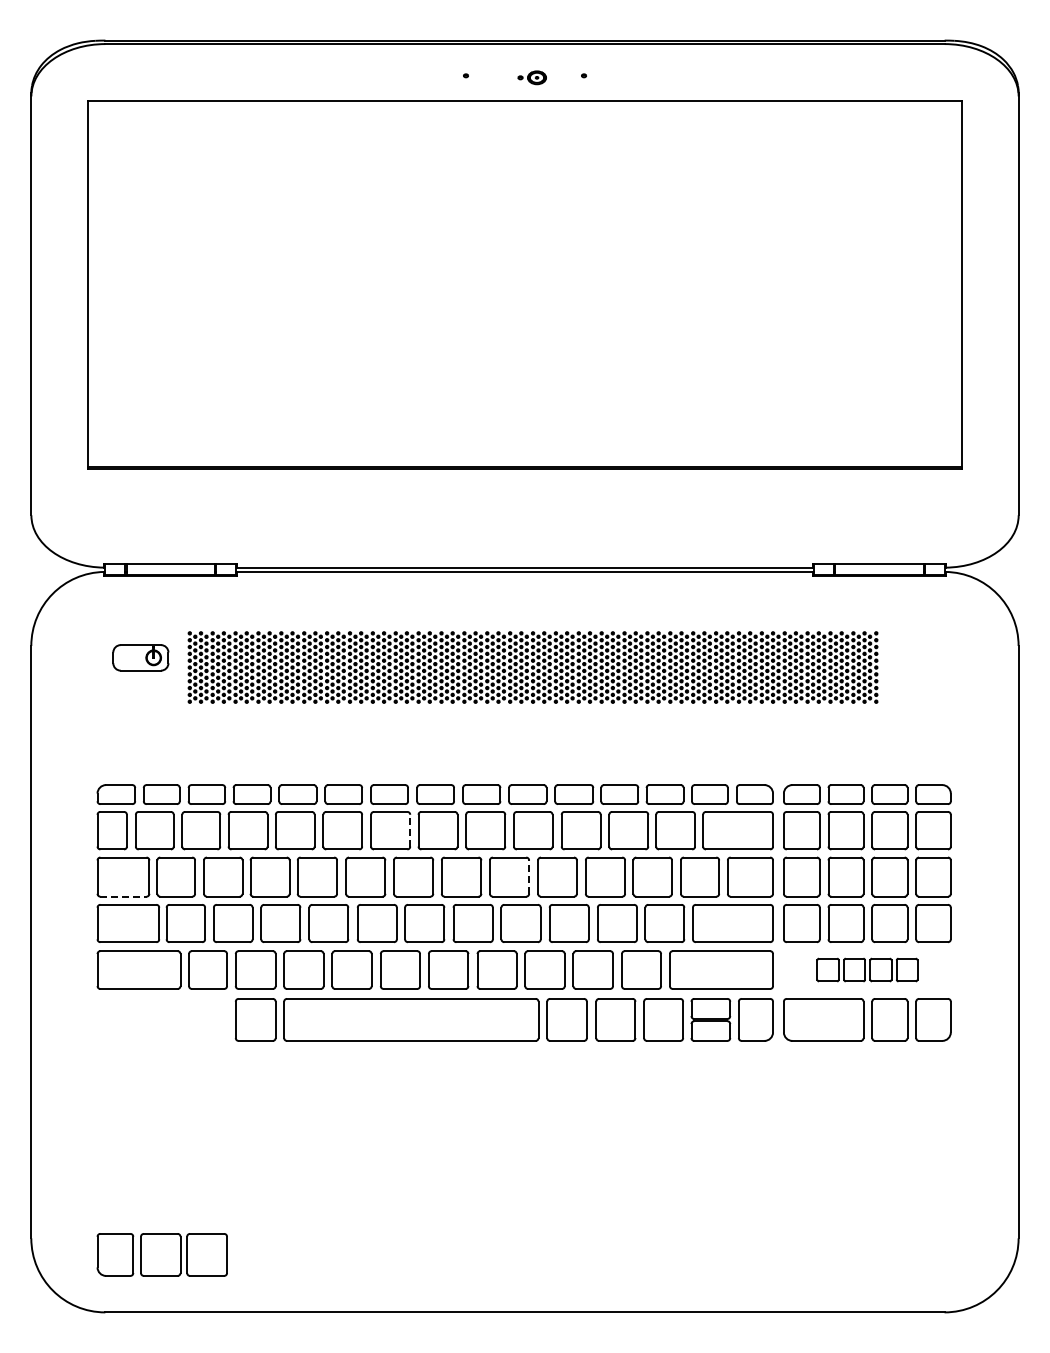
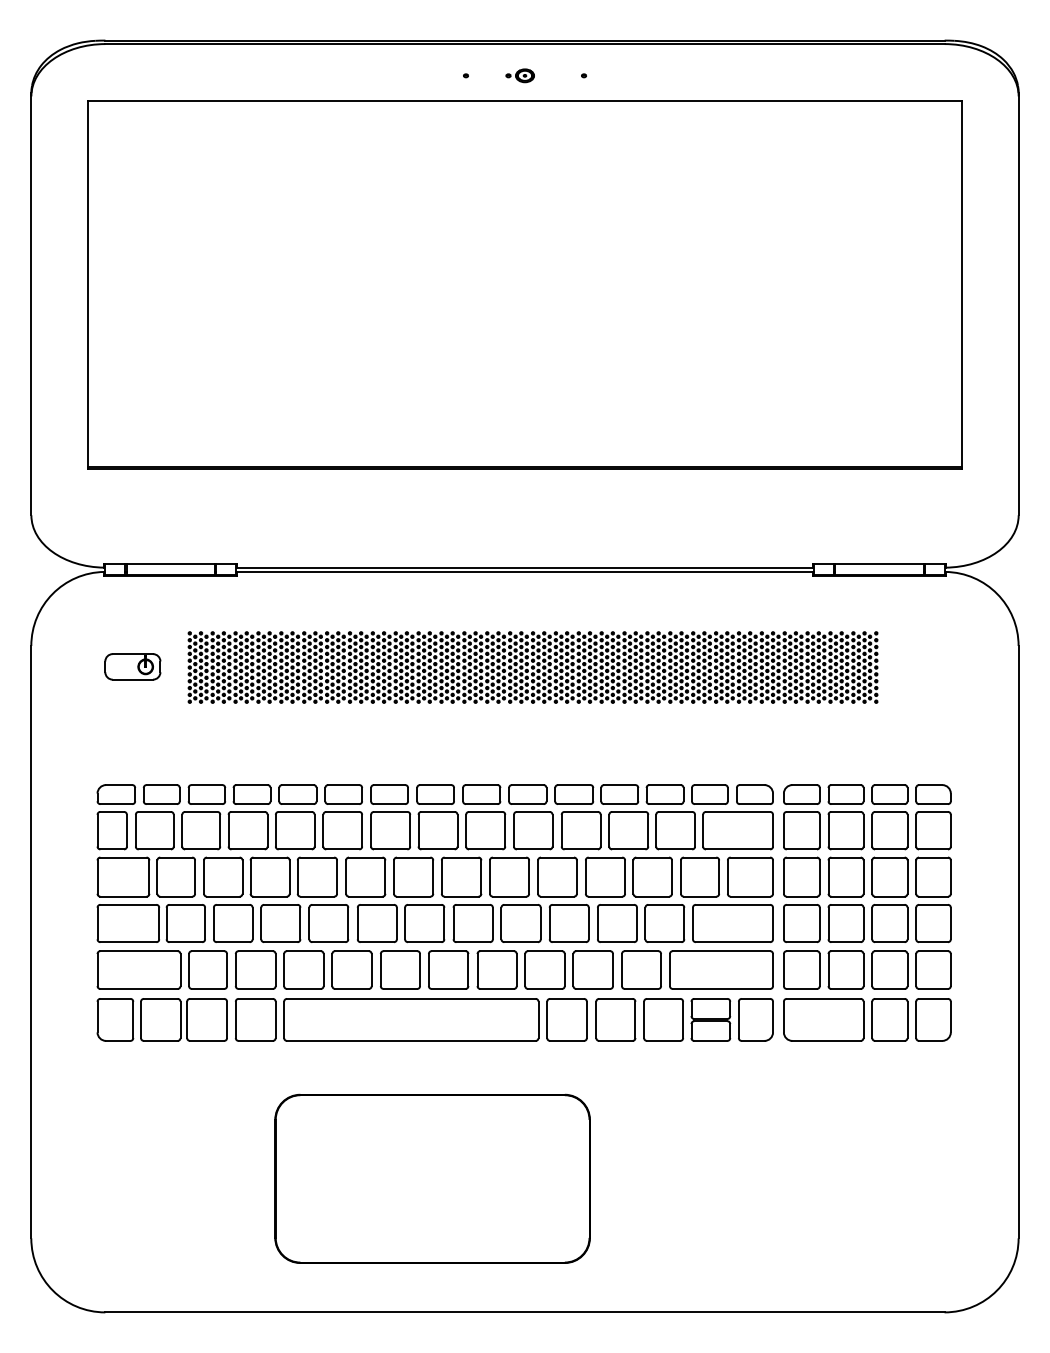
part position: (531, 77) -> (519, 75) (519, 75)
part position: (140, 657) -> (132, 666) (132, 666)
line: dashed -> solid (410, 830)
line: dashed -> solid (529, 877)
line: dashed -> solid (123, 896)
part size: 103x26 px -> 169x40 px (867, 969)
part: none -> present (432, 1178)
part position: (161, 1254) -> (161, 1019) (161, 1019)
